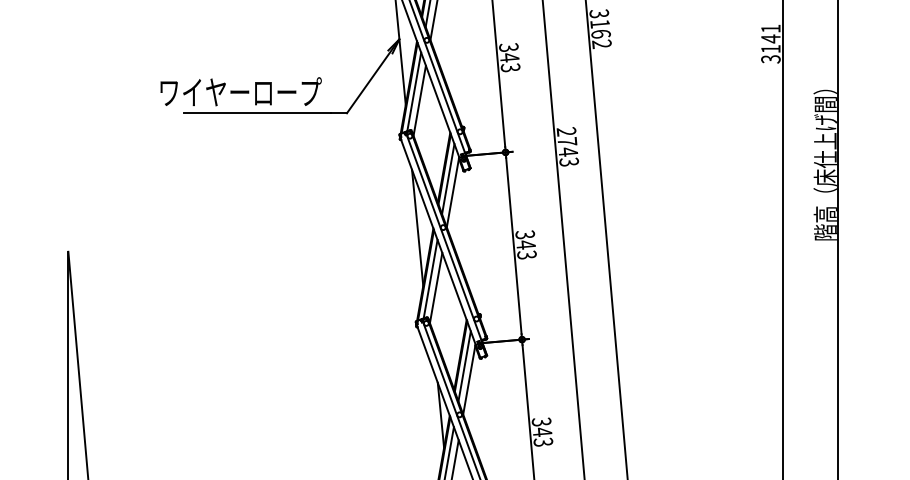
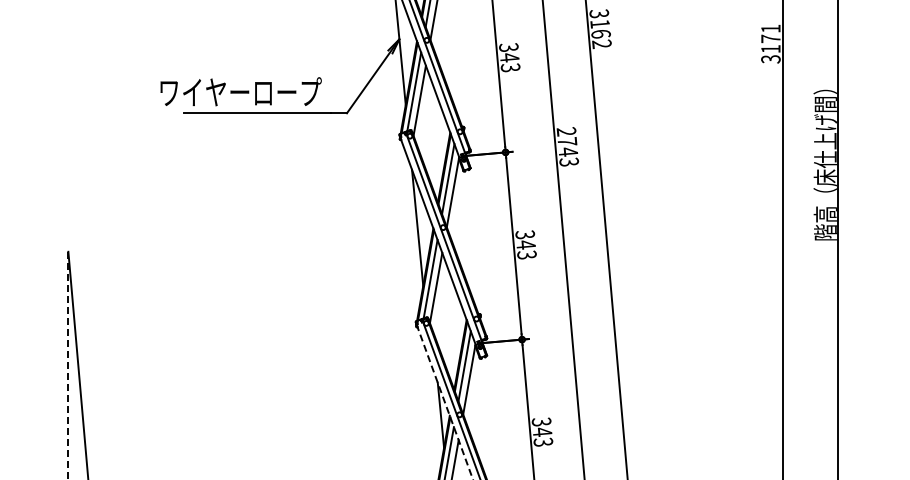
text: 3141 -> 3171 (770, 38)
line: solid -> dashed (68, 365)
line: solid -> dashed (444, 402)
